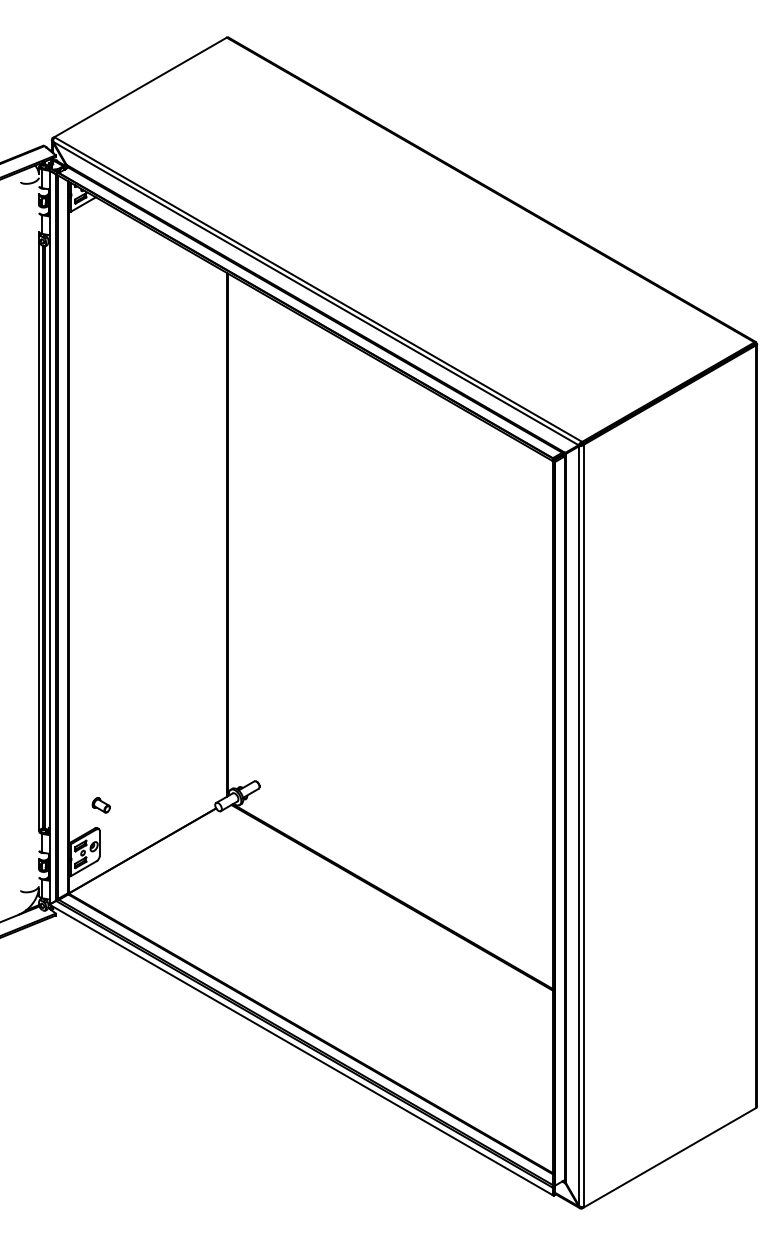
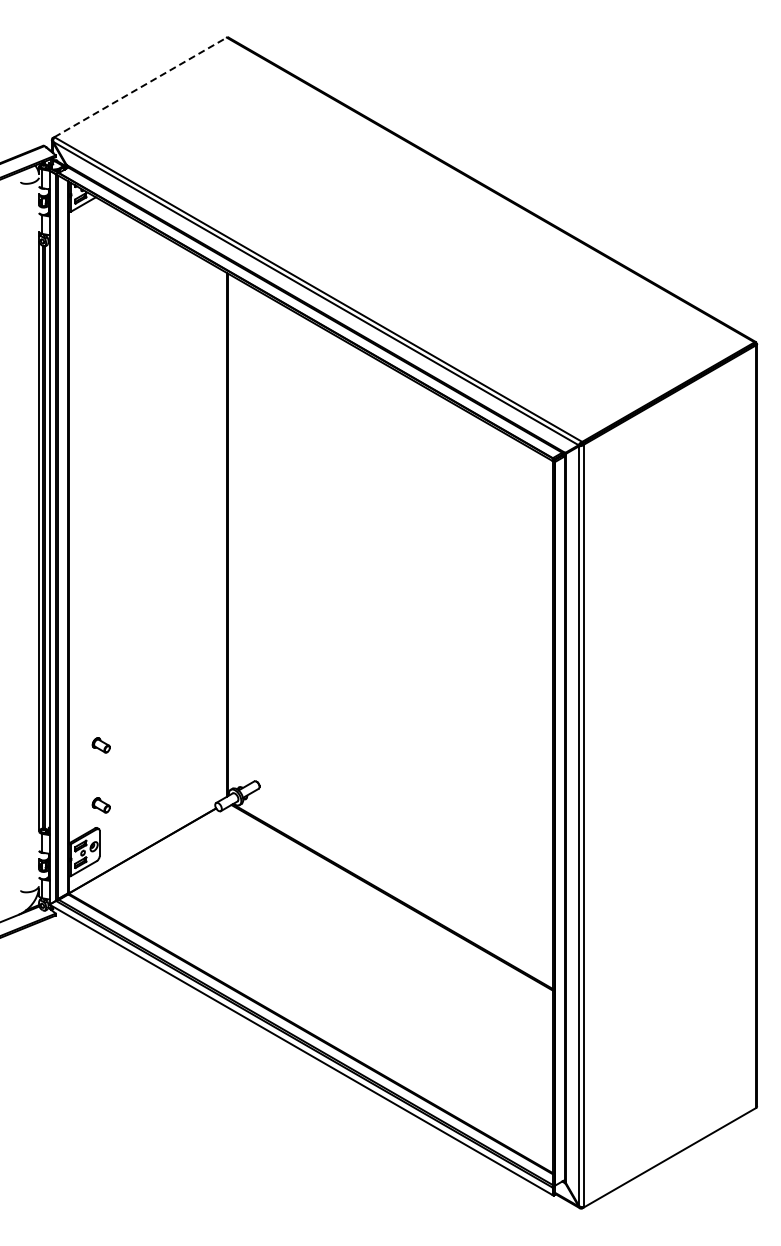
line: solid -> dashed (140, 87)
part: none -> present (100, 745)
